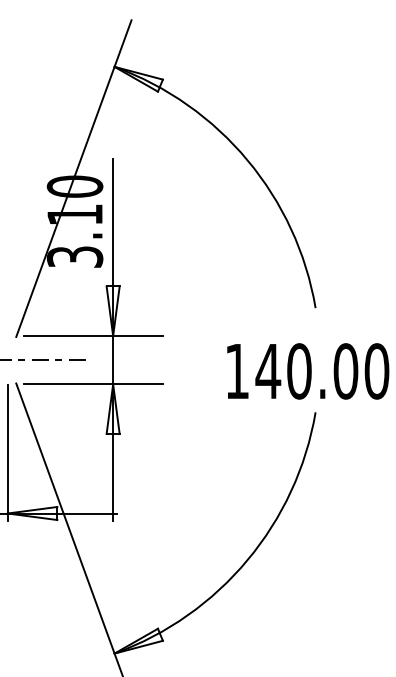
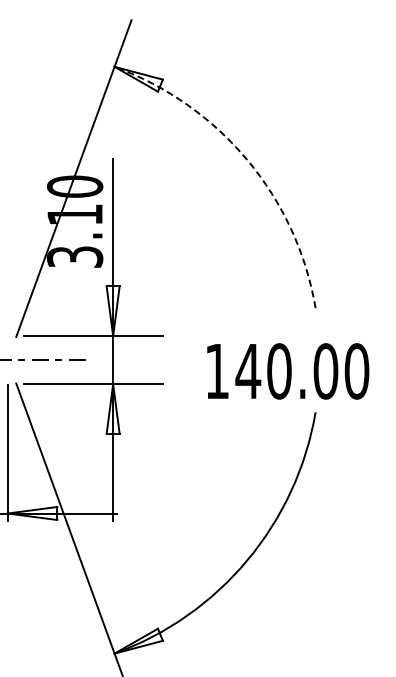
arc: solid -> dashed (247, 160)
text position: (308, 371) -> (288, 371) (288, 371)
